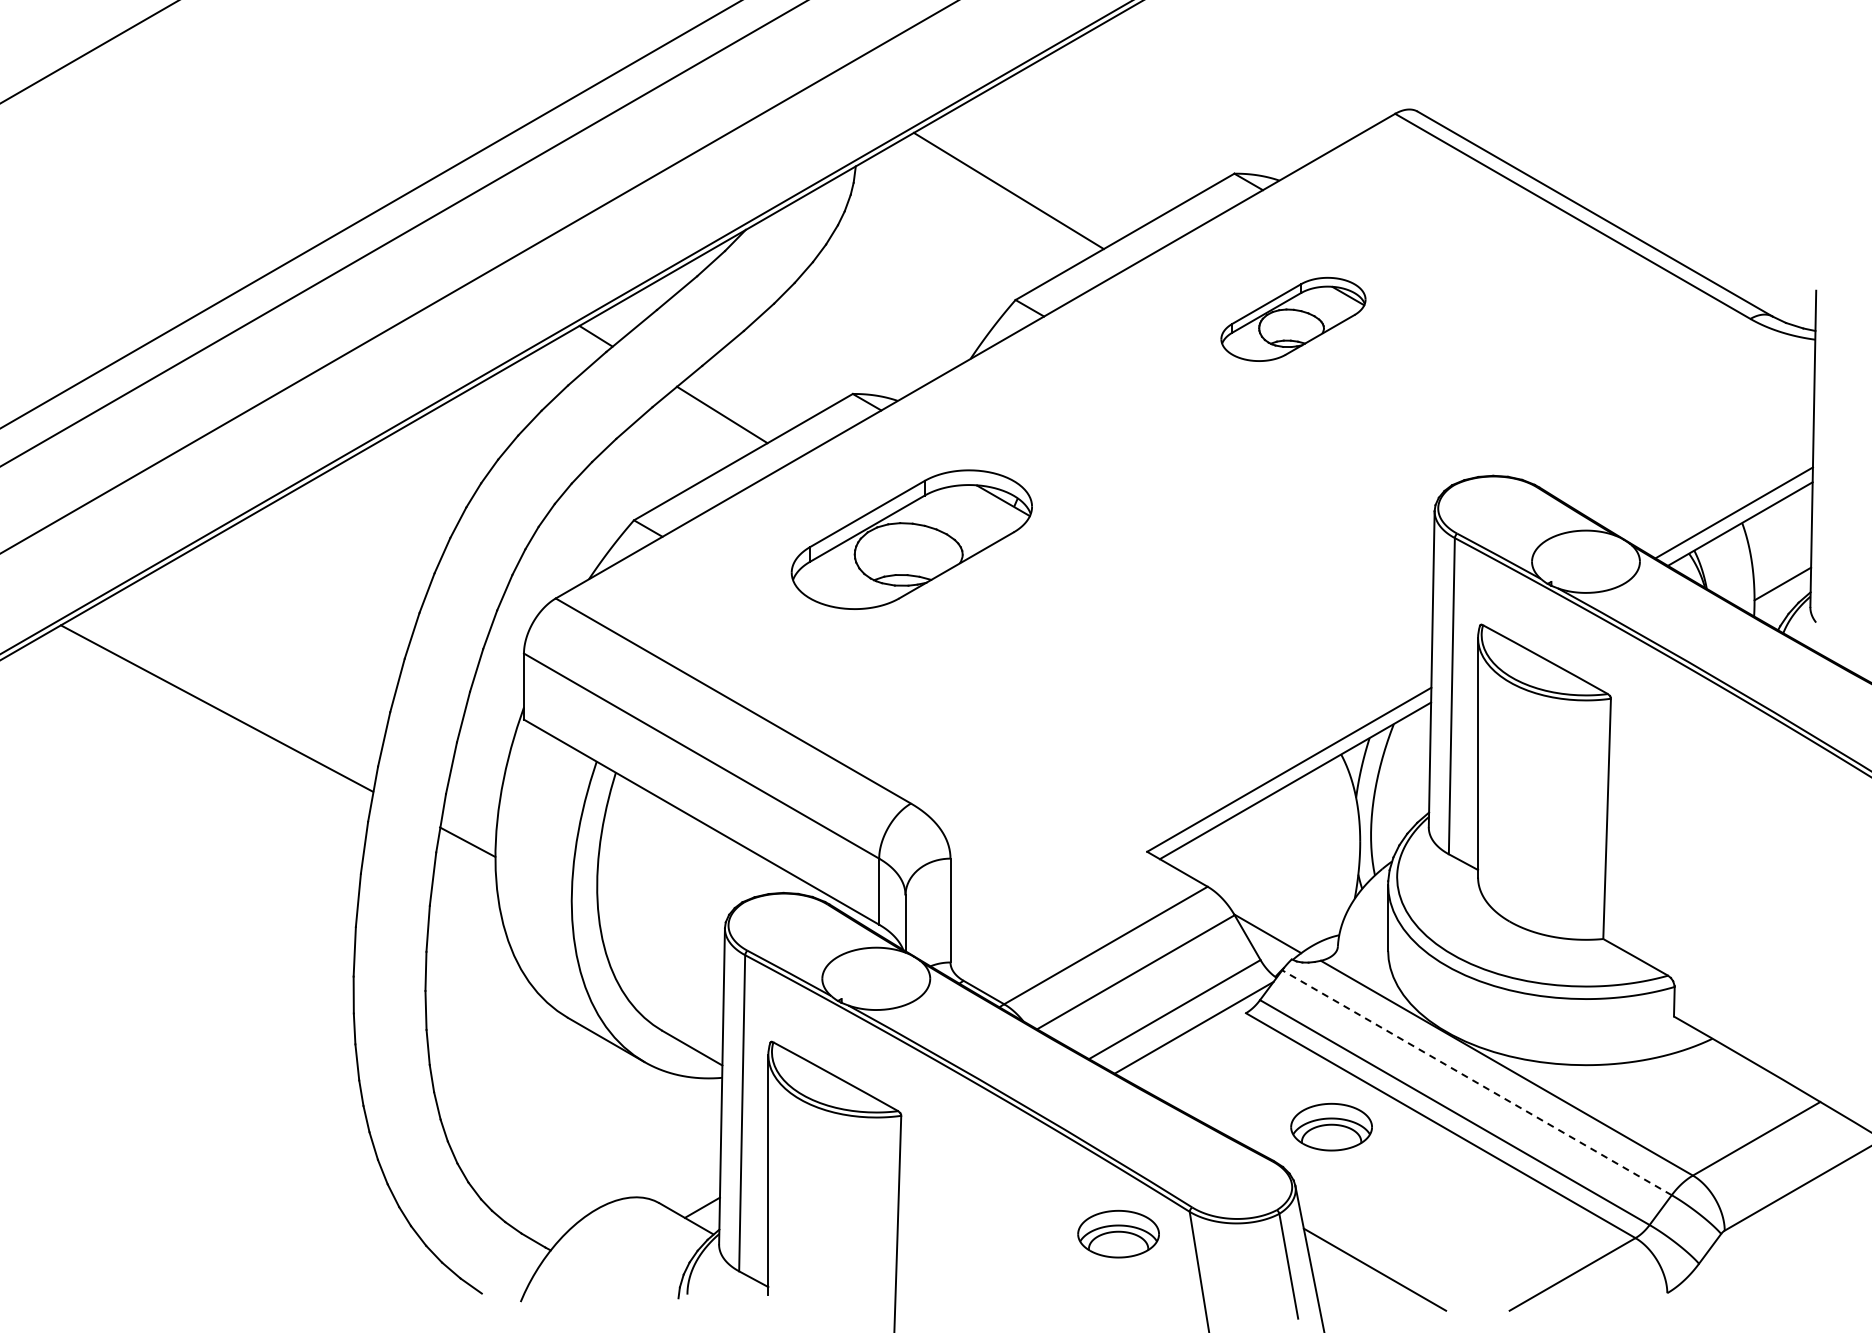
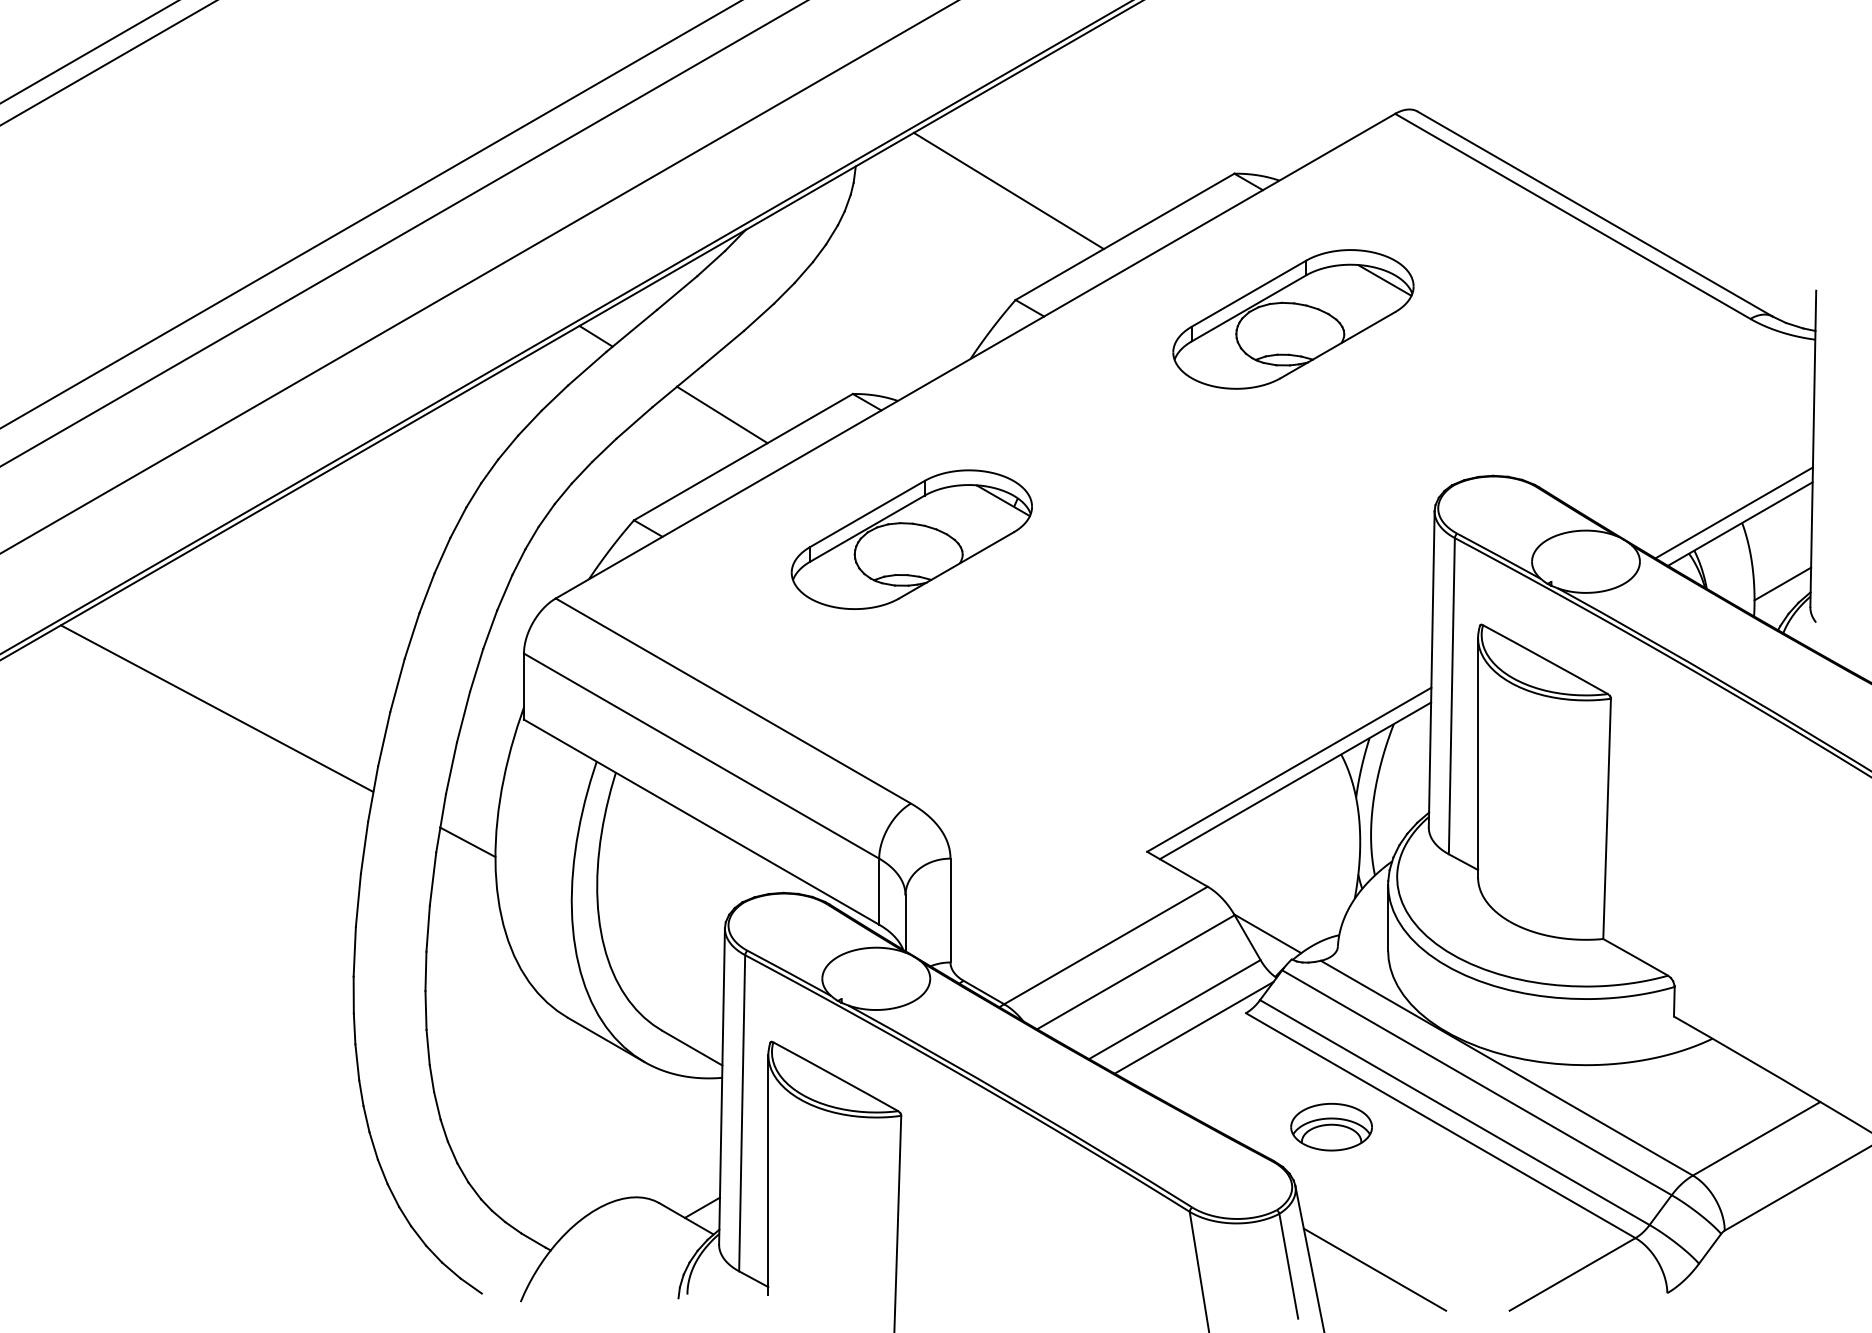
line: none -> present (108, 63)
part size: 147x86 px -> 243x141 px (1293, 319)
line: dashed -> solid (1476, 1082)
part: present -> none (1118, 1233)
